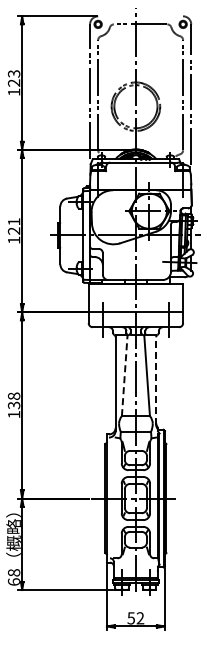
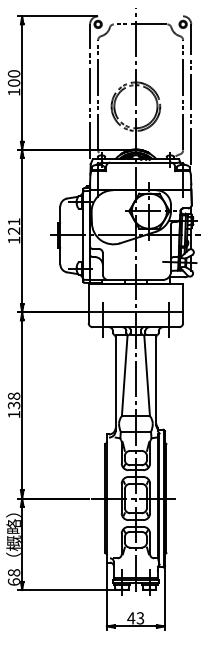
text: 123 -> 100 (14, 78)
line: dashed -> solid (124, 375)
line: dashed -> solid (156, 380)
text: 52 -> 43 (135, 618)
